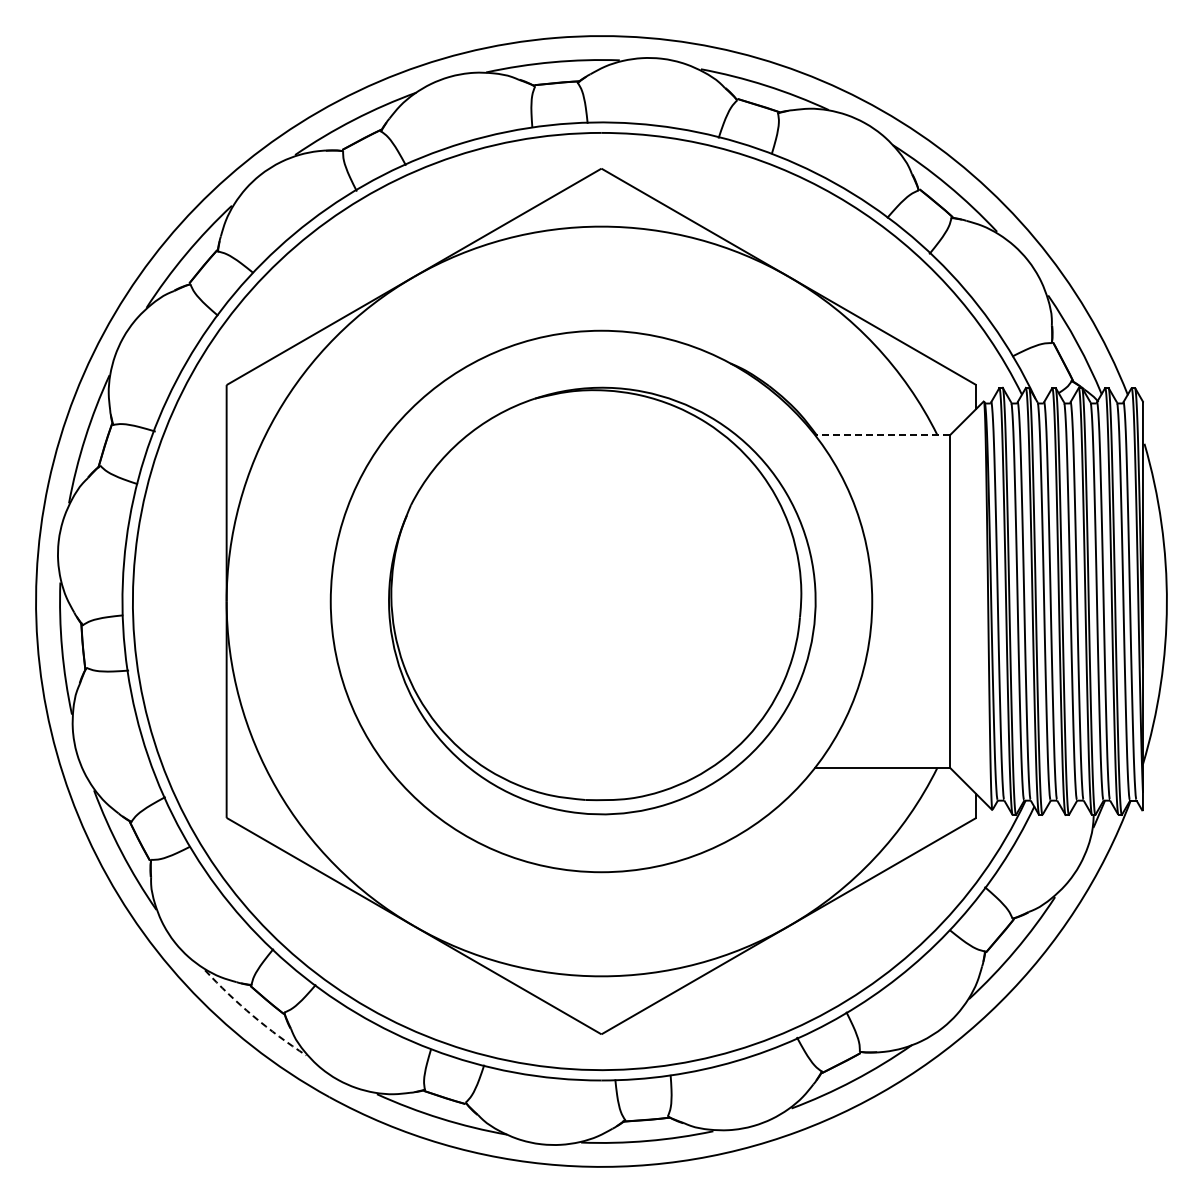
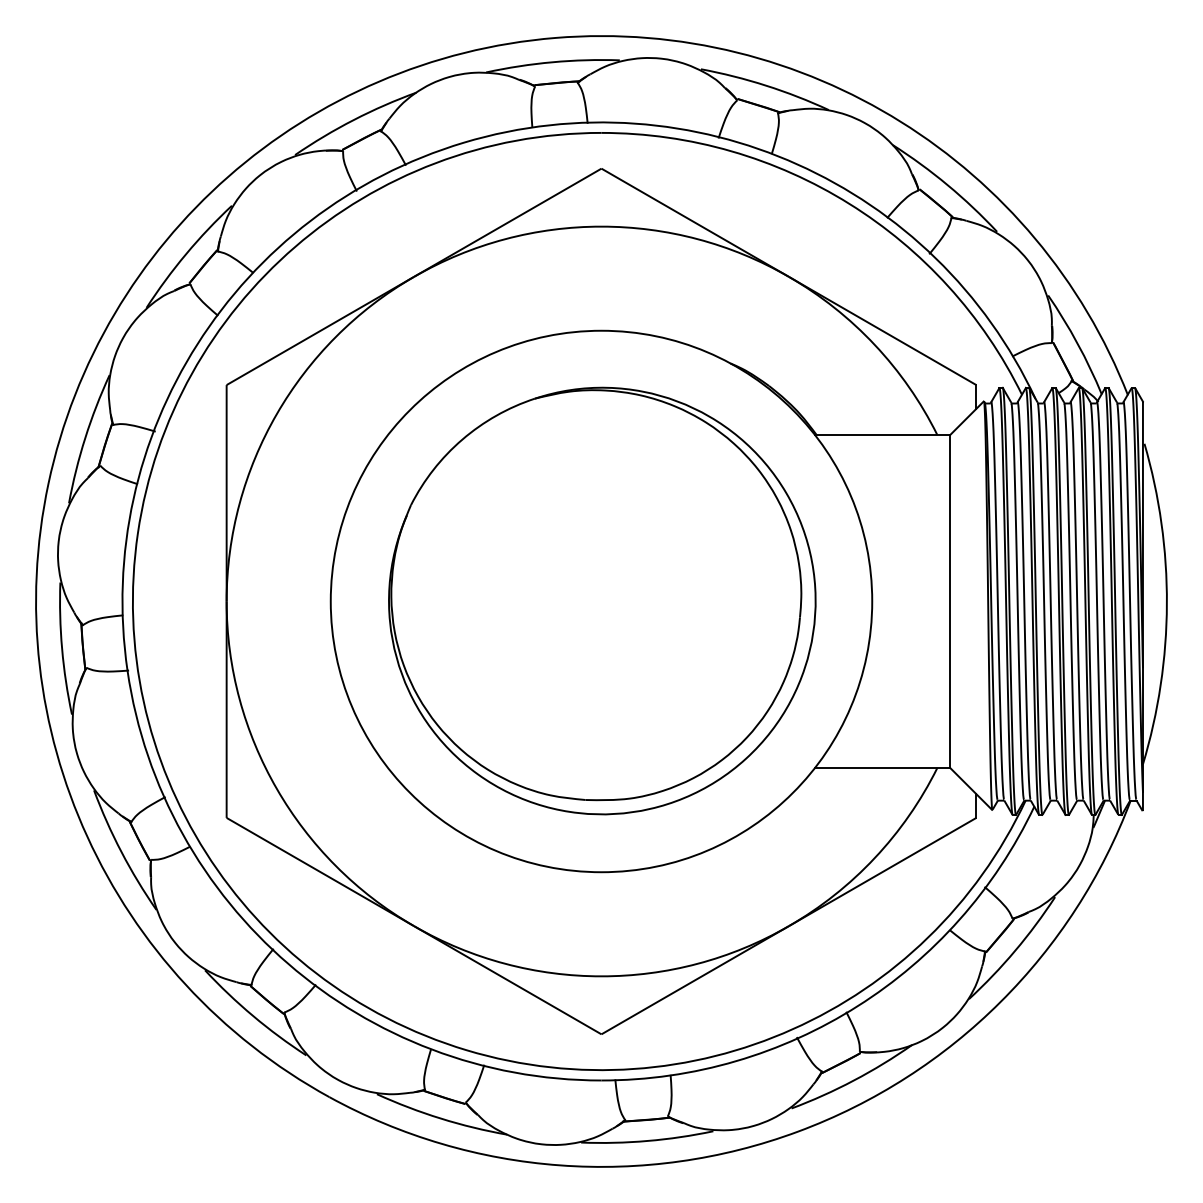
line: dashed -> solid (882, 434)
arc: dashed -> solid (253, 1015)
